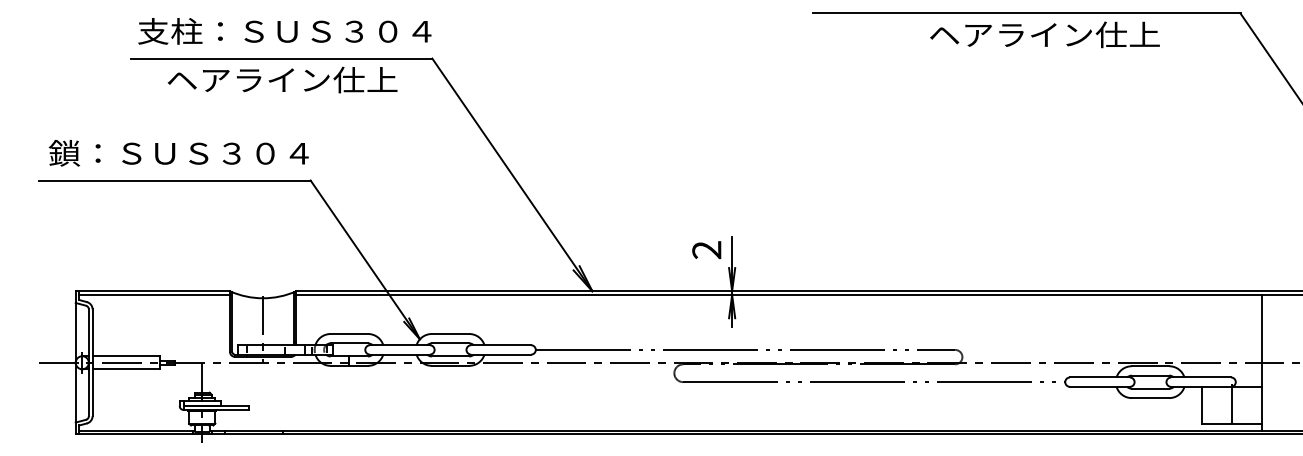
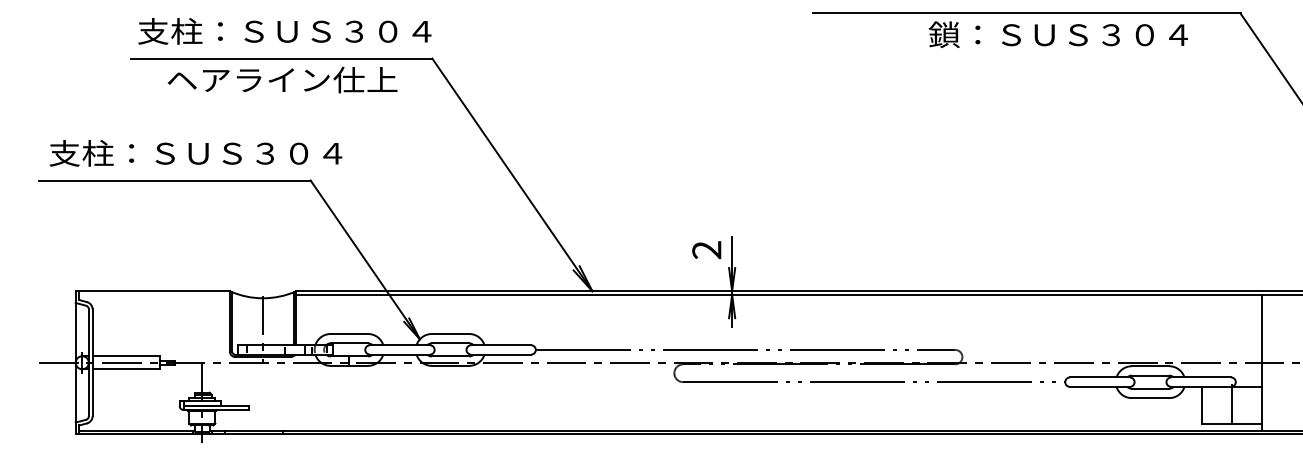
text: ヘアライン仕上 -> 鎖：ＳＵＳ３０４ (1057, 34)
text: 鎖：ＳＵＳ３０４ -> 支柱：ＳＵＳ３０４ (195, 153)
line: present -> none (154, 295)
